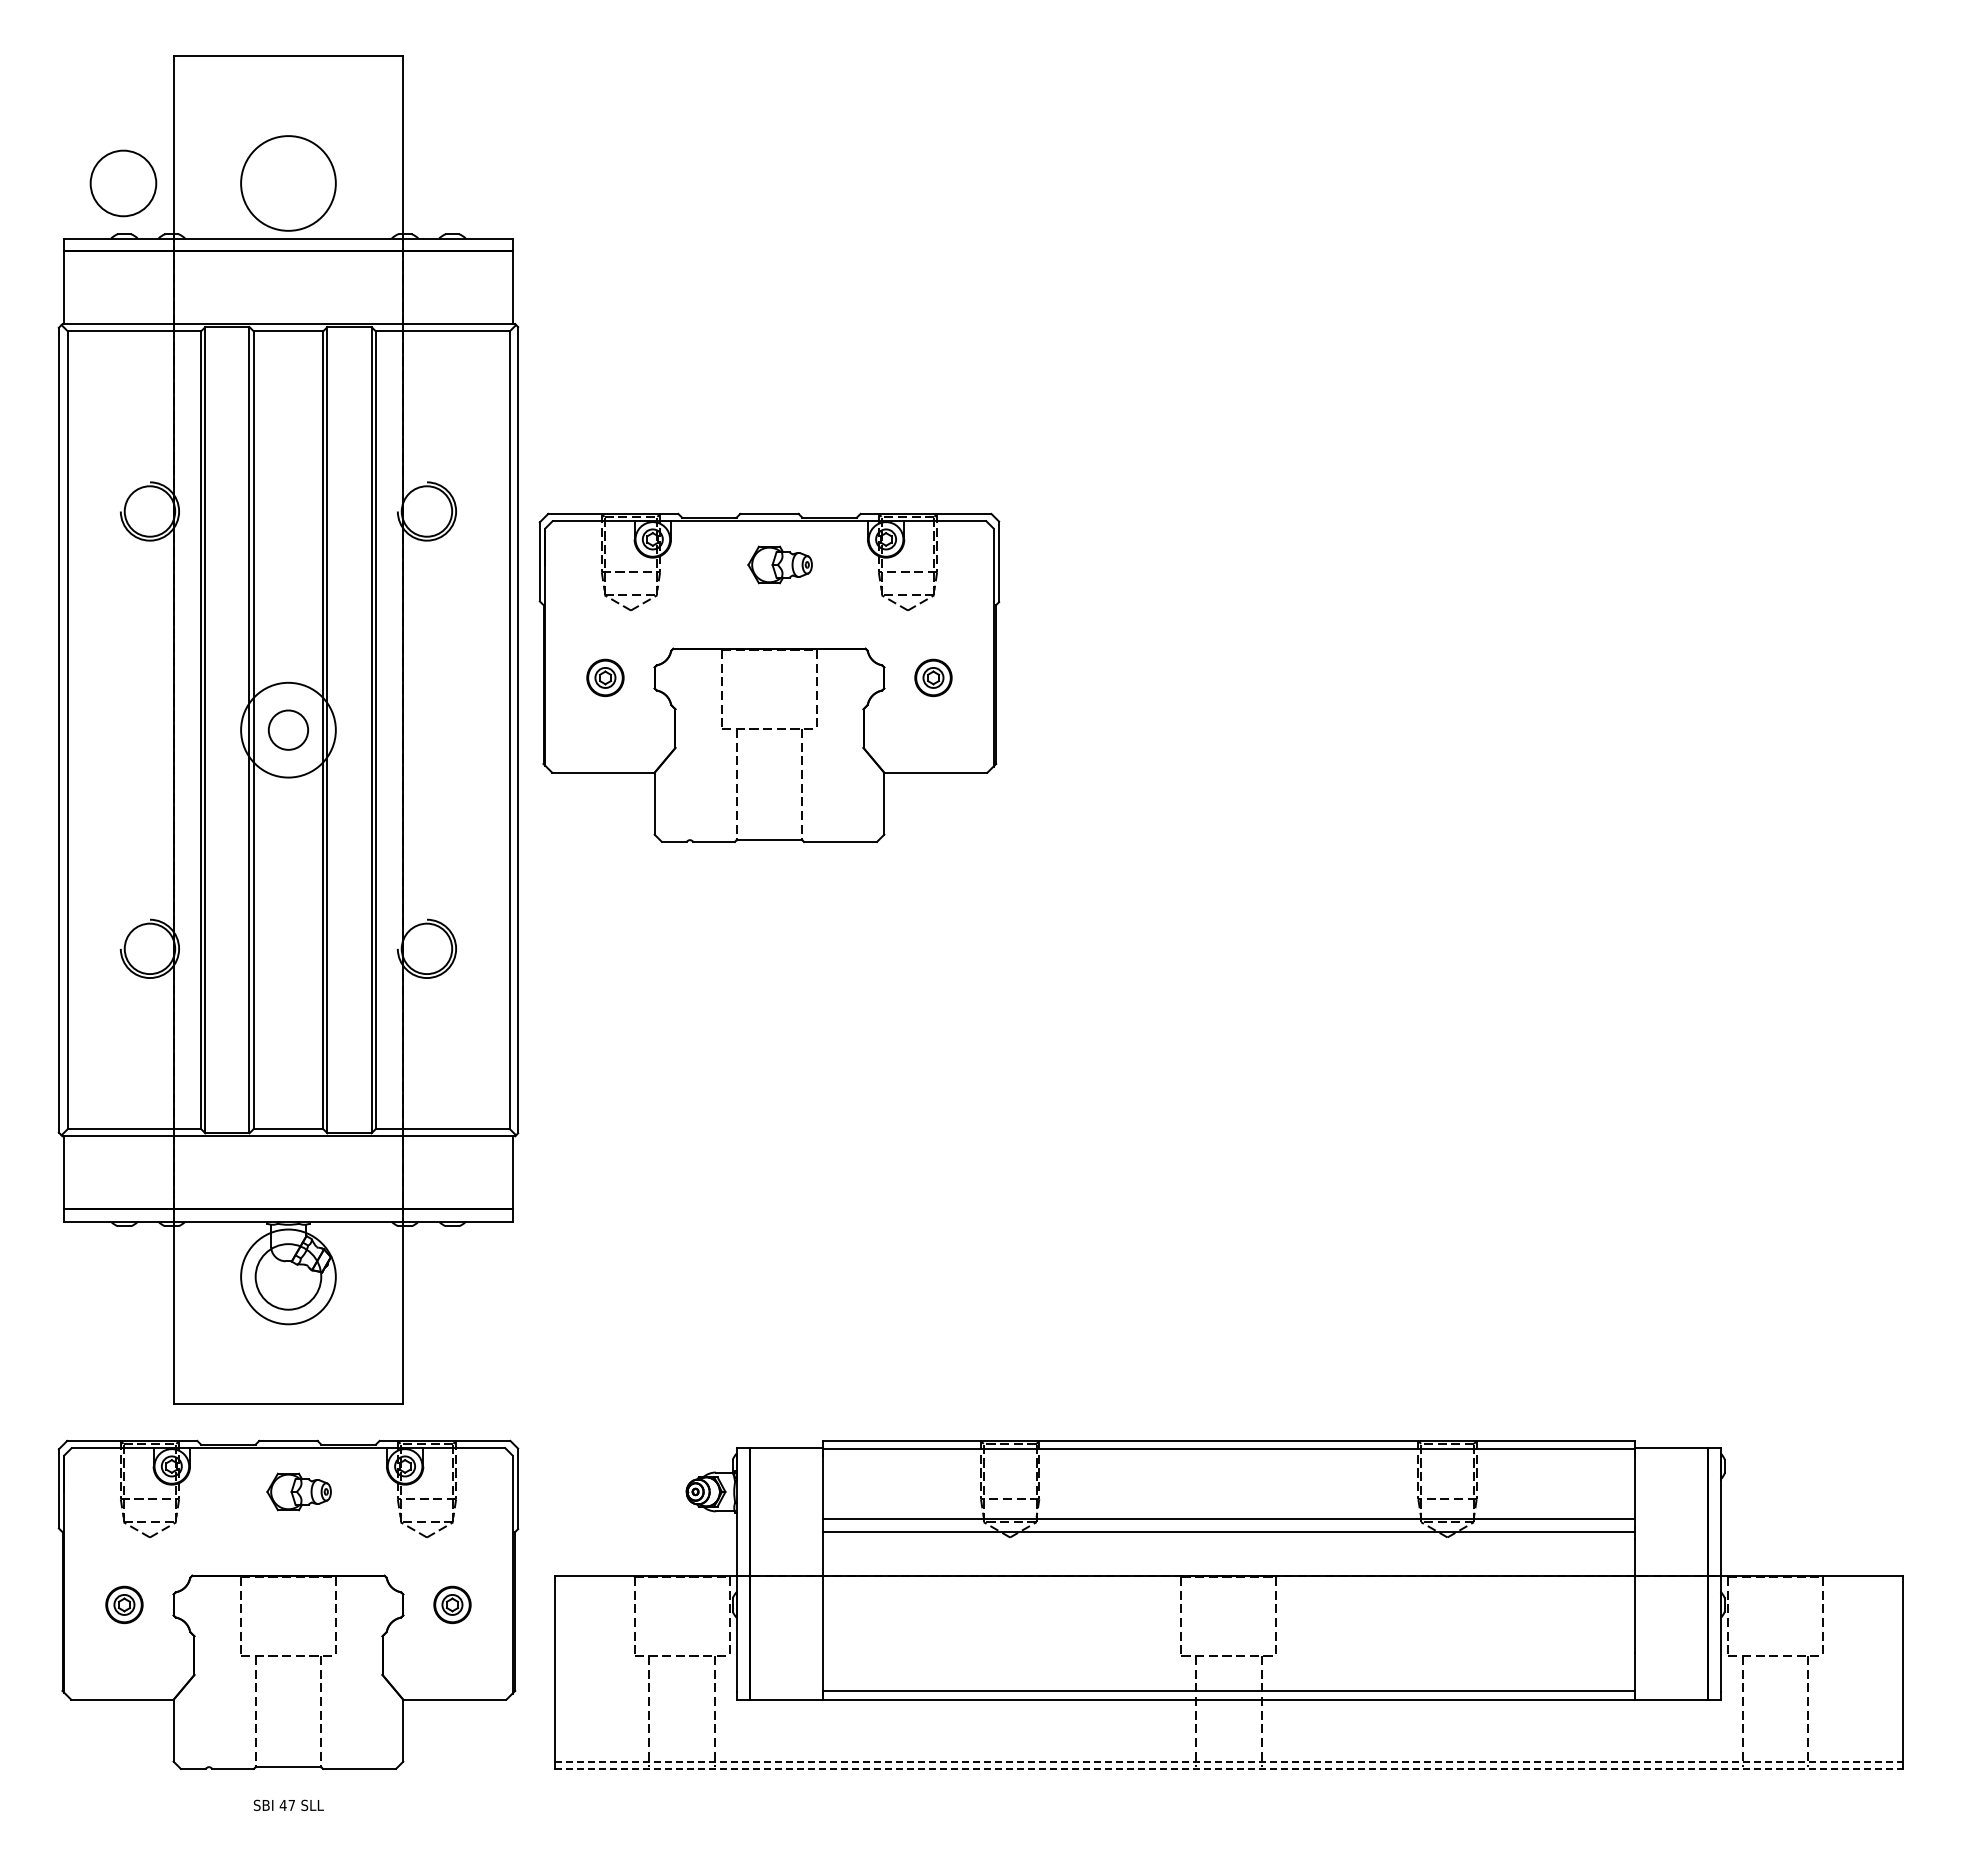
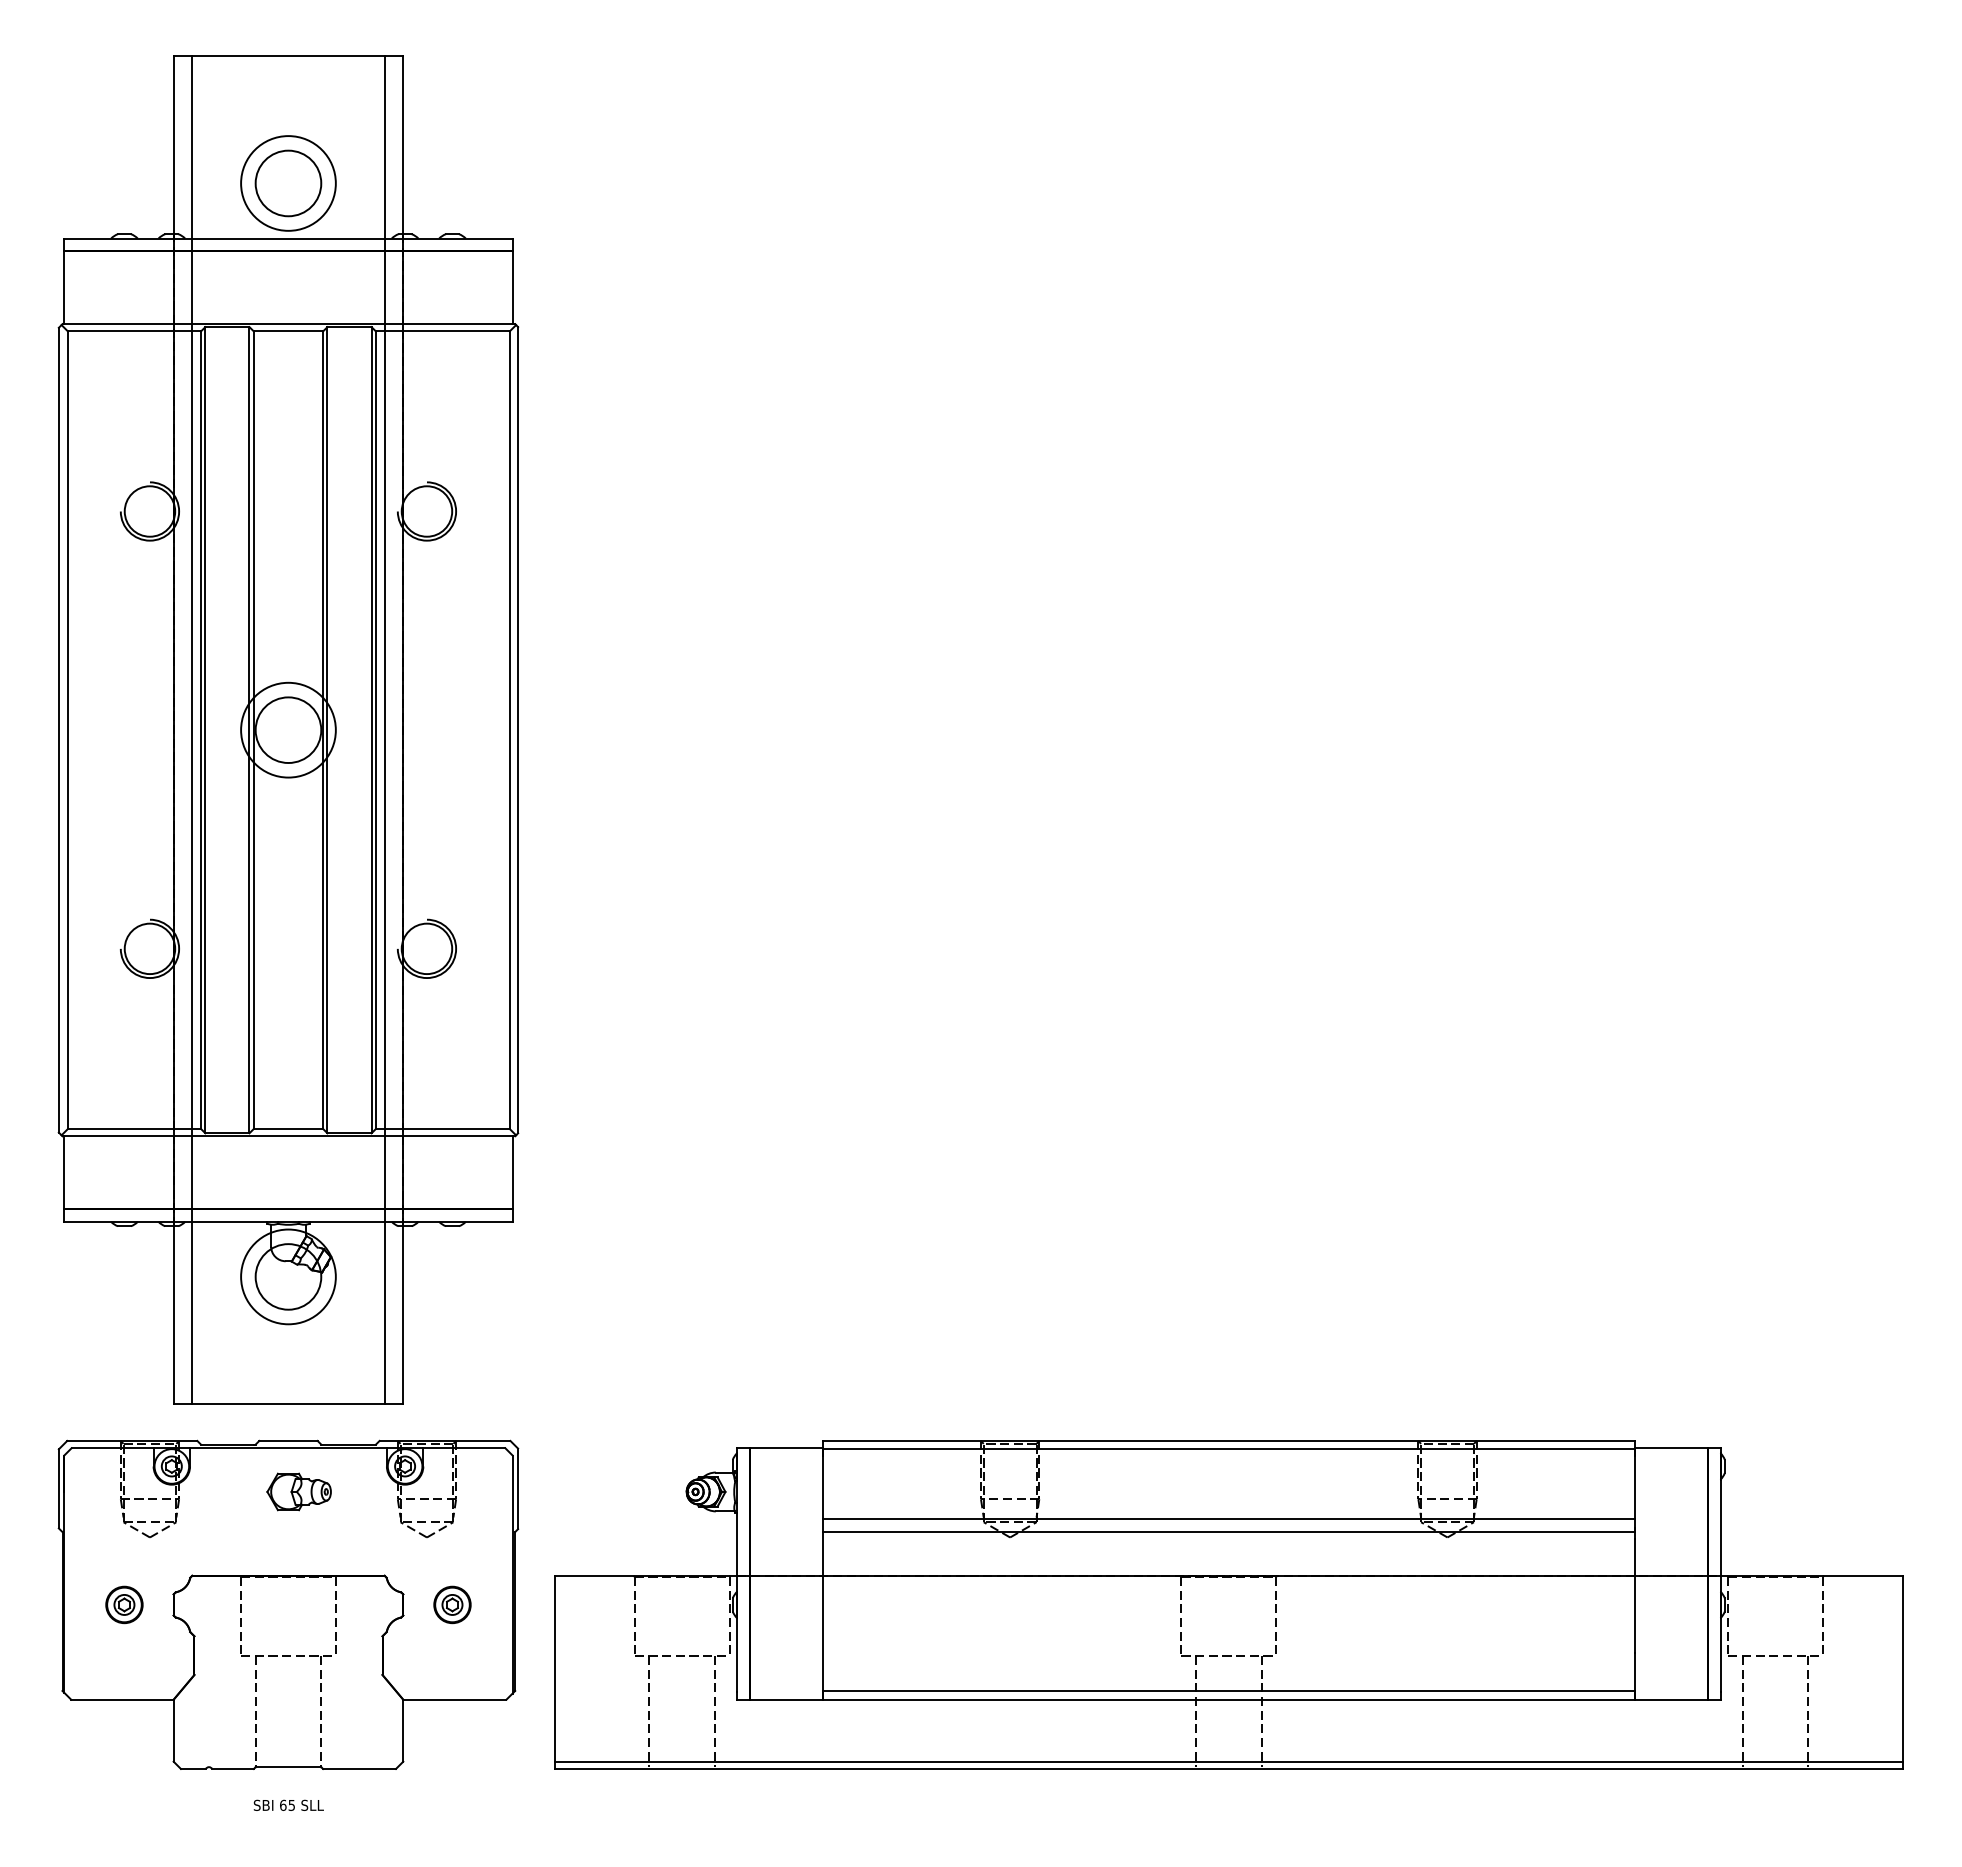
circle position: (123, 183) -> (288, 183) (288, 183)
part: present -> none (769, 677)
line: none -> present (192, 729)
circle diameter: 39 px -> 66 px (288, 730)
line: none -> present (384, 729)
line: dashed -> solid (1229, 1761)
line: dashed -> solid (1229, 1768)
text: 47 -> 65 (286, 1804)
